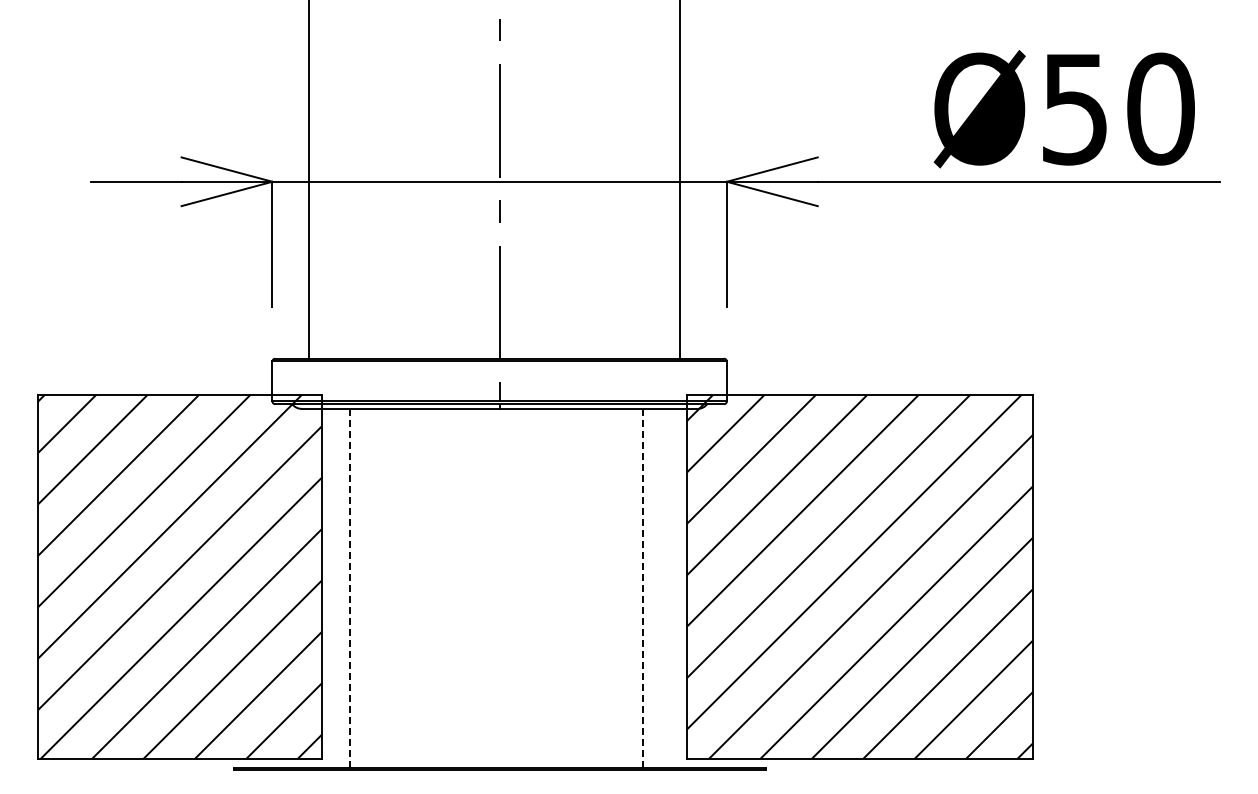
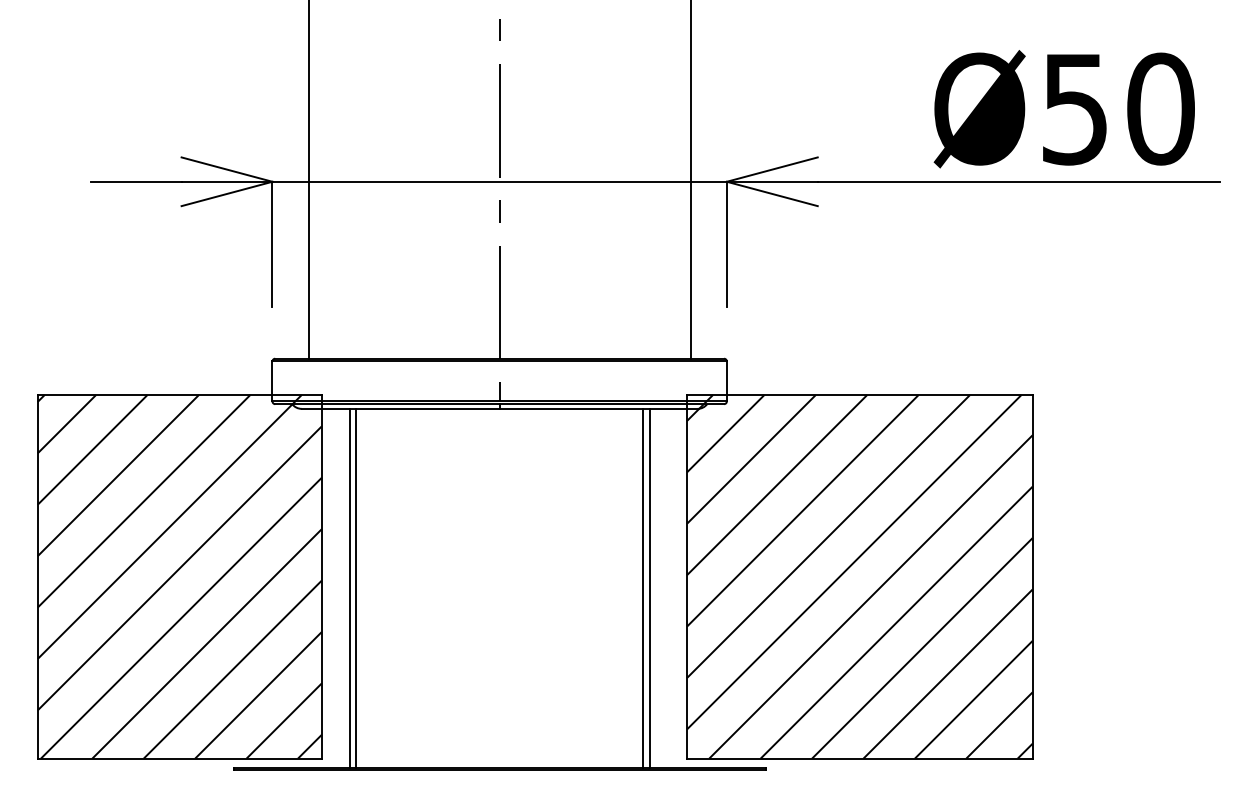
line position: (679, 180) -> (690, 180) (690, 180)
line: none -> present (356, 587)
line: none -> present (649, 587)
line: dashed -> solid (349, 588)
line: dashed -> solid (643, 588)
